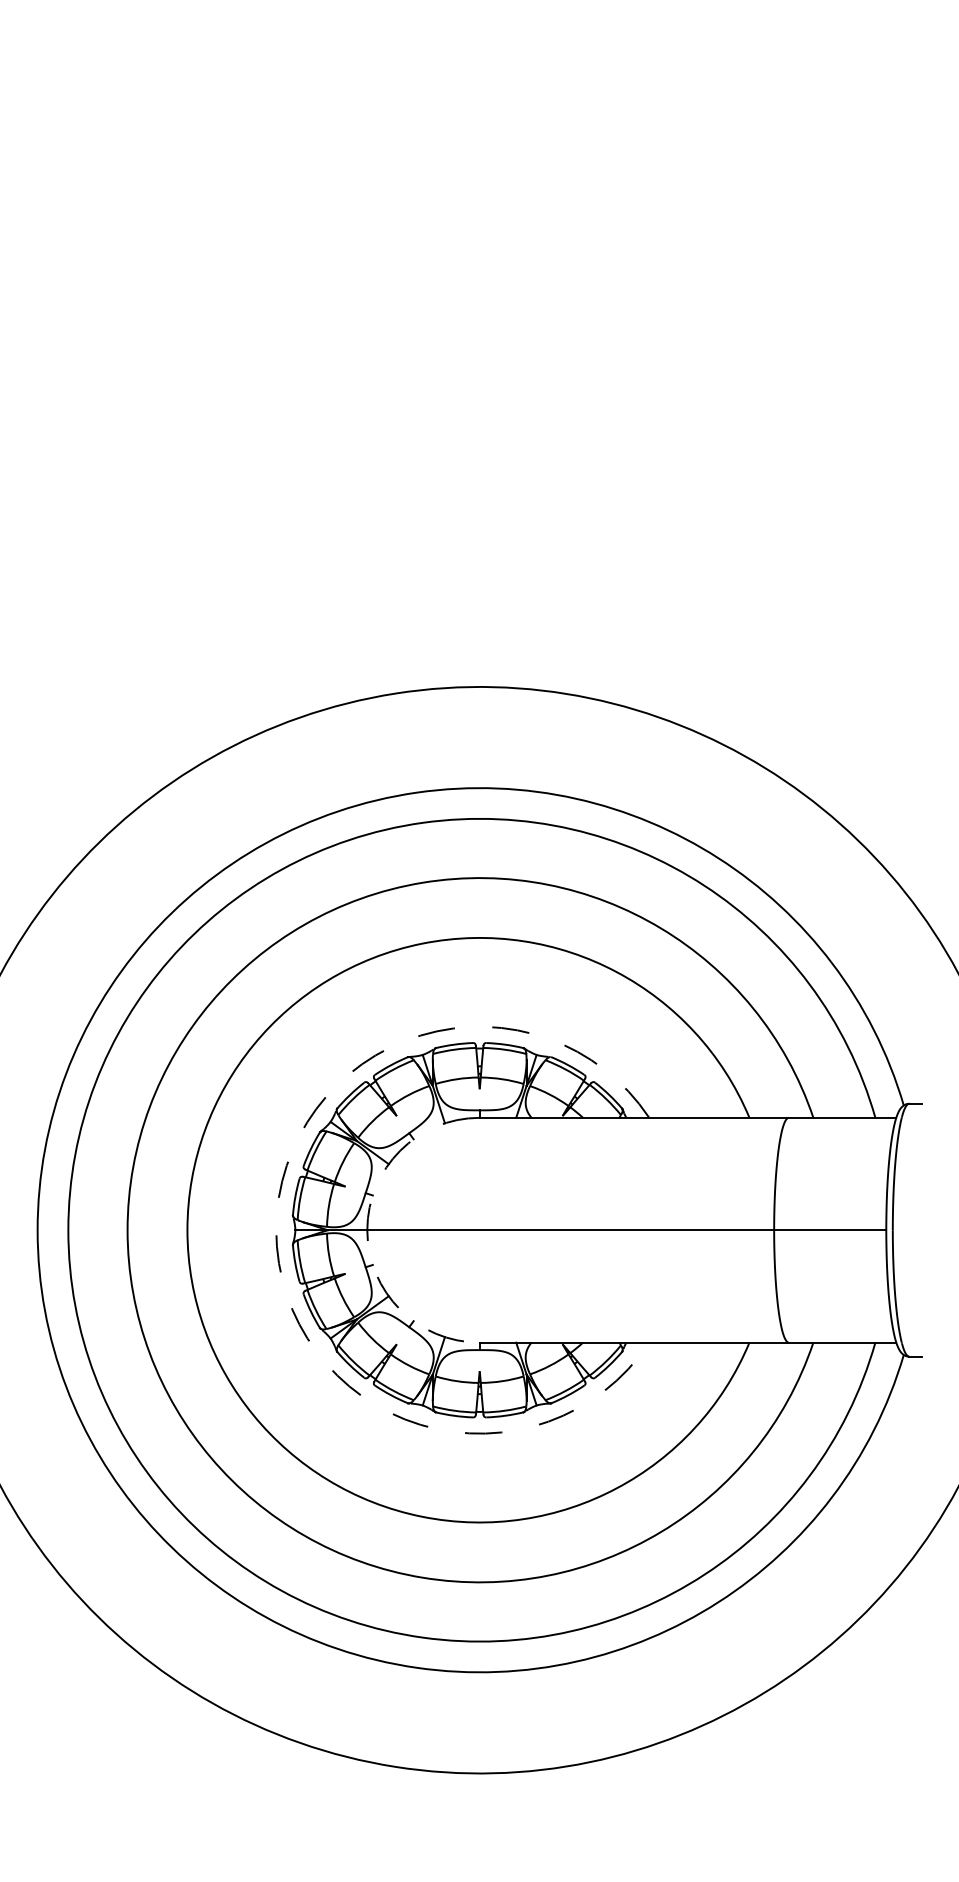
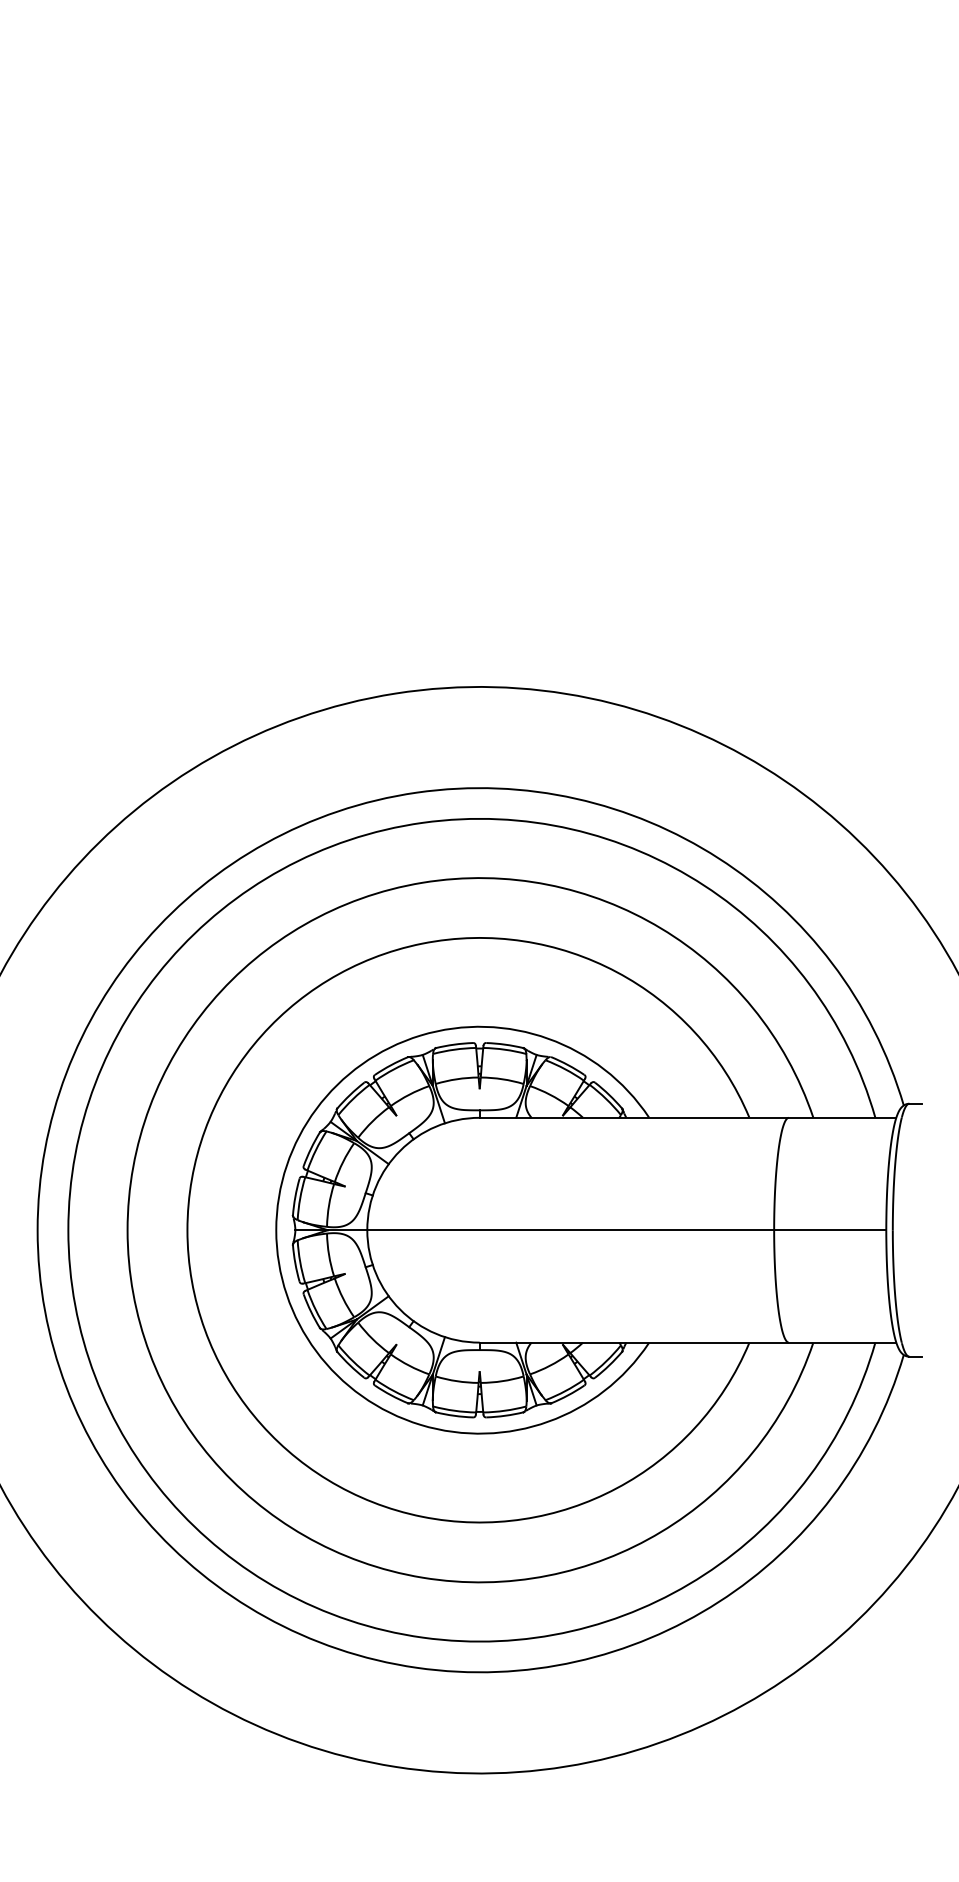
arc: dashed -> solid (276, 1230)
arc: dashed -> solid (367, 1230)
